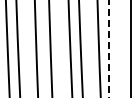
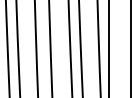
line: dashed -> solid (109, 48)
